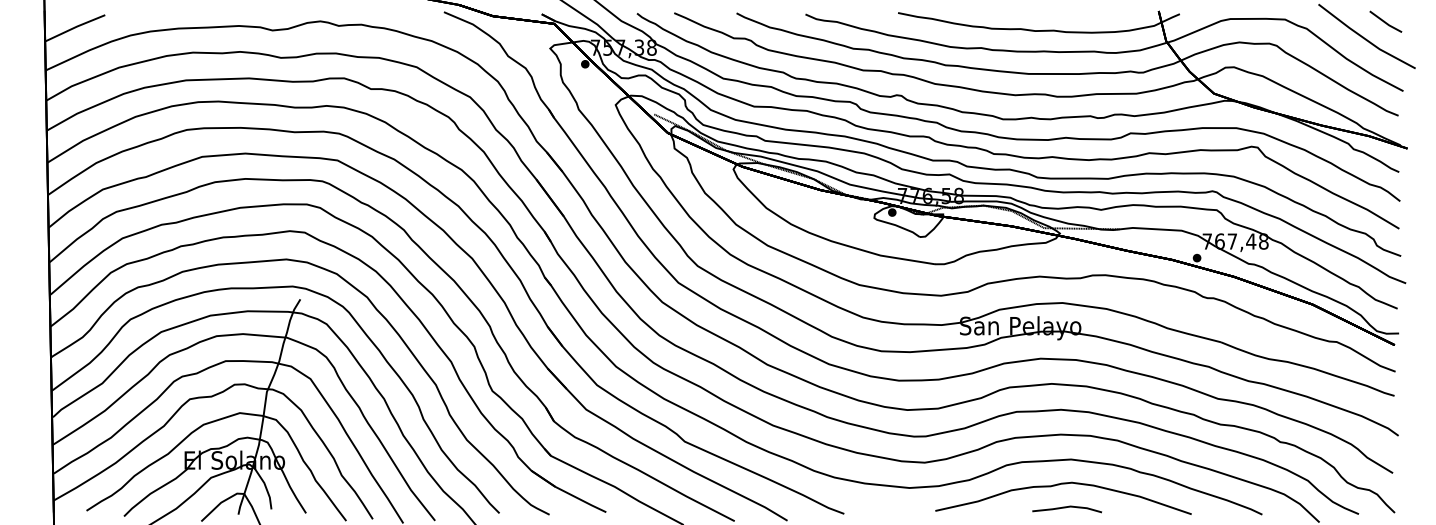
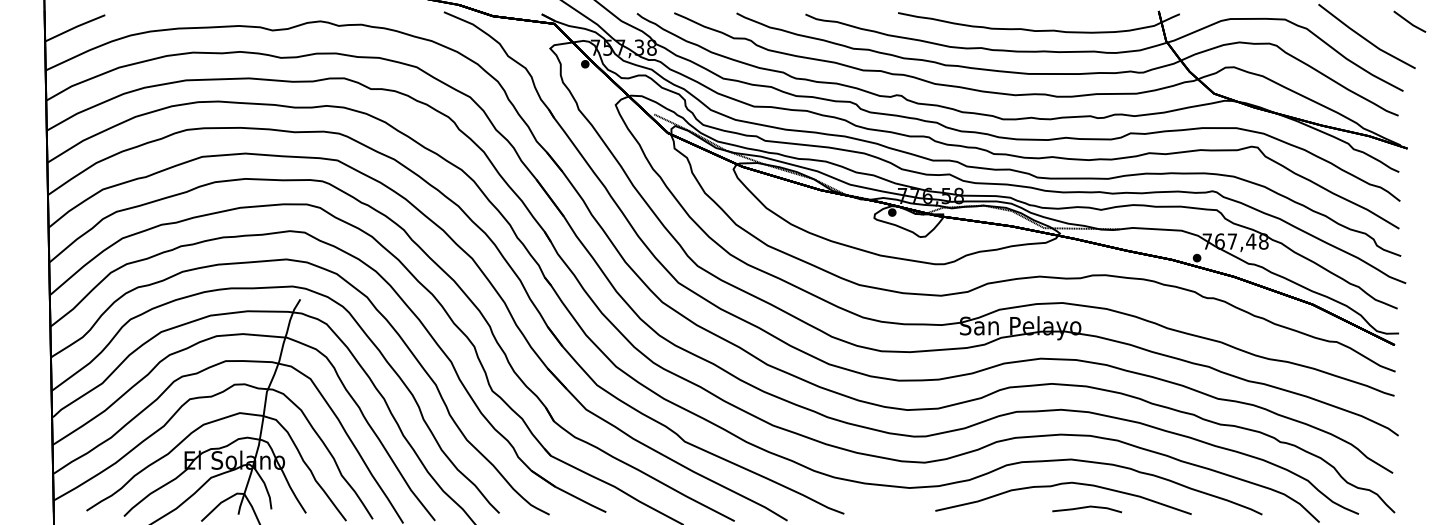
line position: (1385, 21) -> (1409, 21) (1409, 21)
line position: (1066, 508) -> (1086, 508) (1086, 508)
